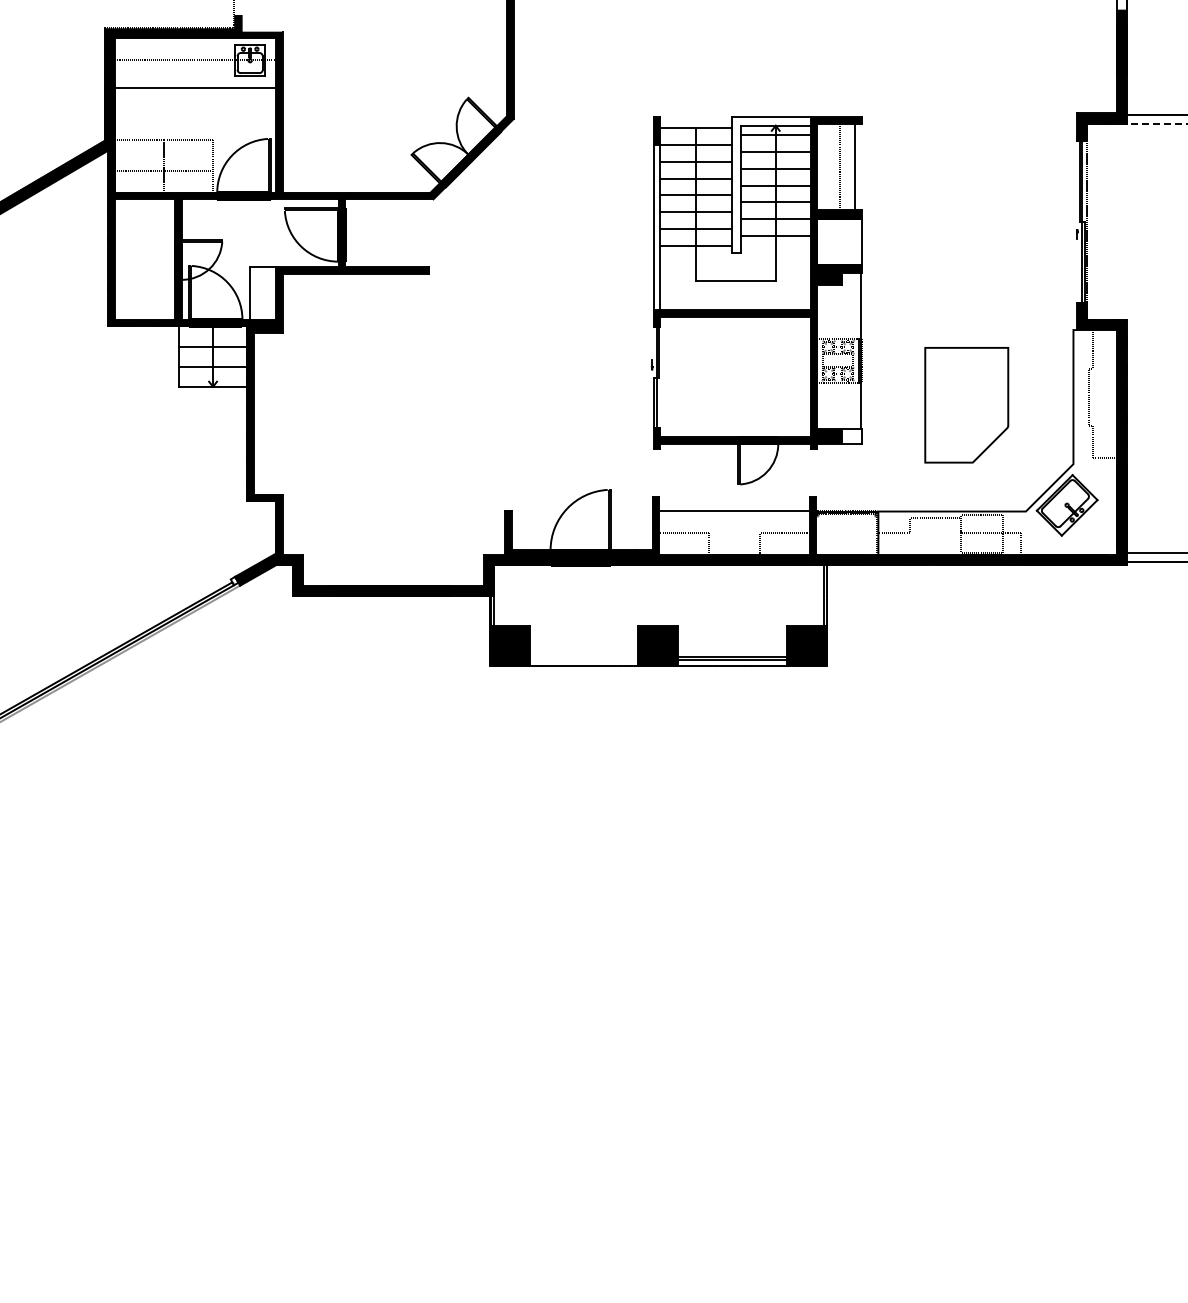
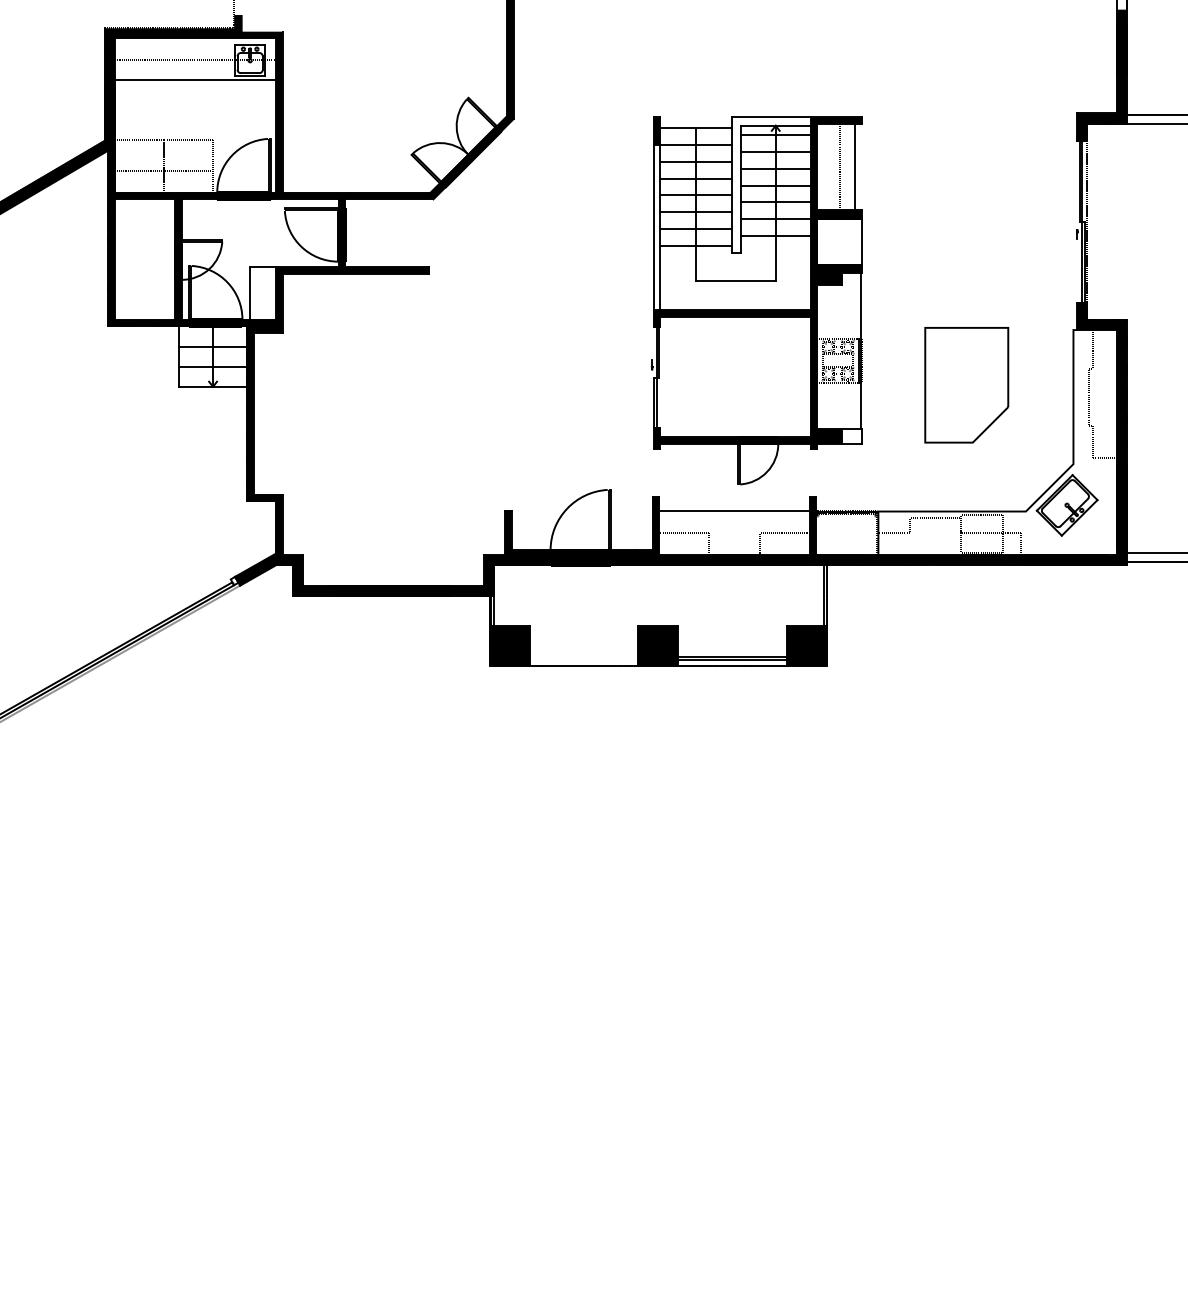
line position: (194, 88) -> (194, 80) (194, 80)
line: dashed -> solid (1156, 123)
part position: (966, 405) -> (966, 385) (966, 385)
